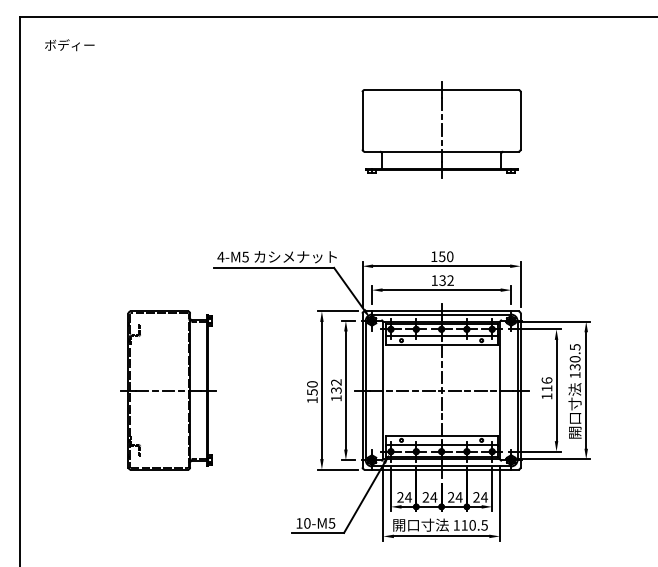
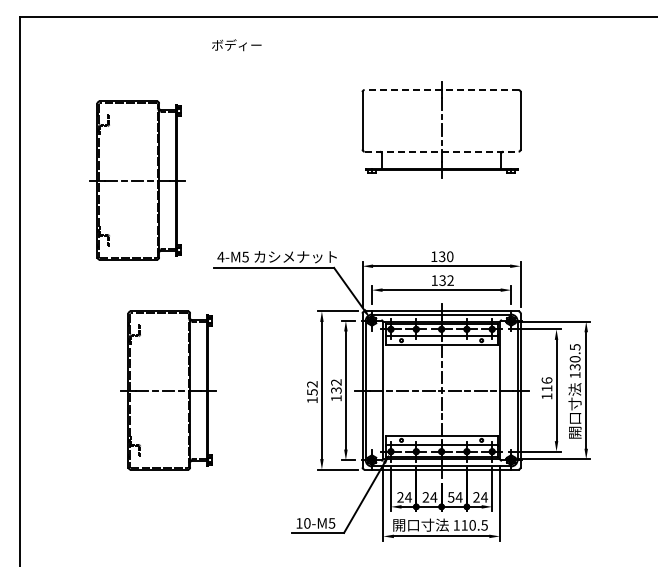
text position: (69, 45) -> (236, 45) (236, 45)
line: solid -> dashed (441, 90)
line: solid -> dashed (441, 151)
part: none -> present (137, 180)
text: 150 -> 130 (442, 256)
text: 150 -> 152 (312, 384)
text: 24 -> 54 (450, 497)
